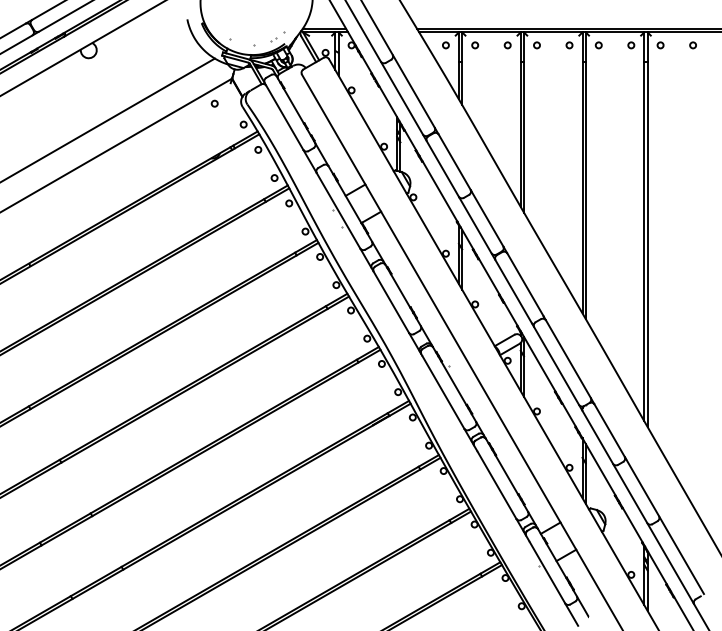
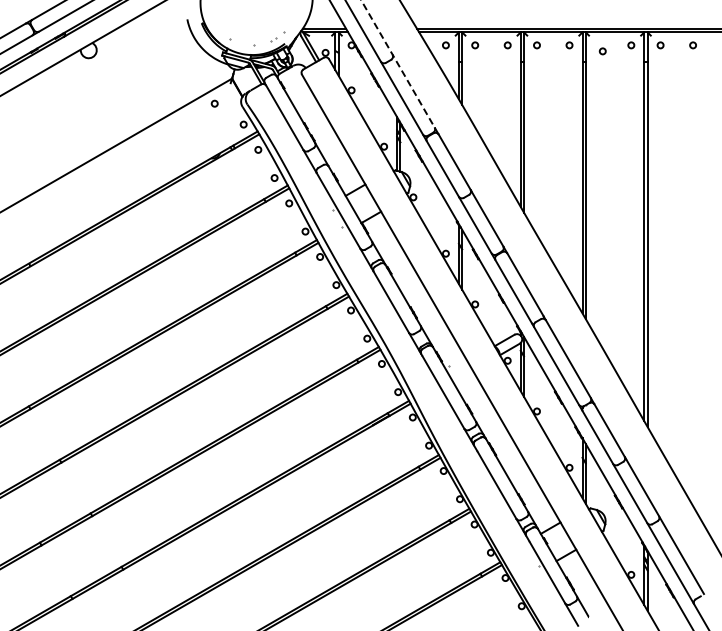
circle position: (598, 45) -> (602, 51) (602, 51)
line: solid -> dashed (398, 64)
line: present -> none (108, 119)
